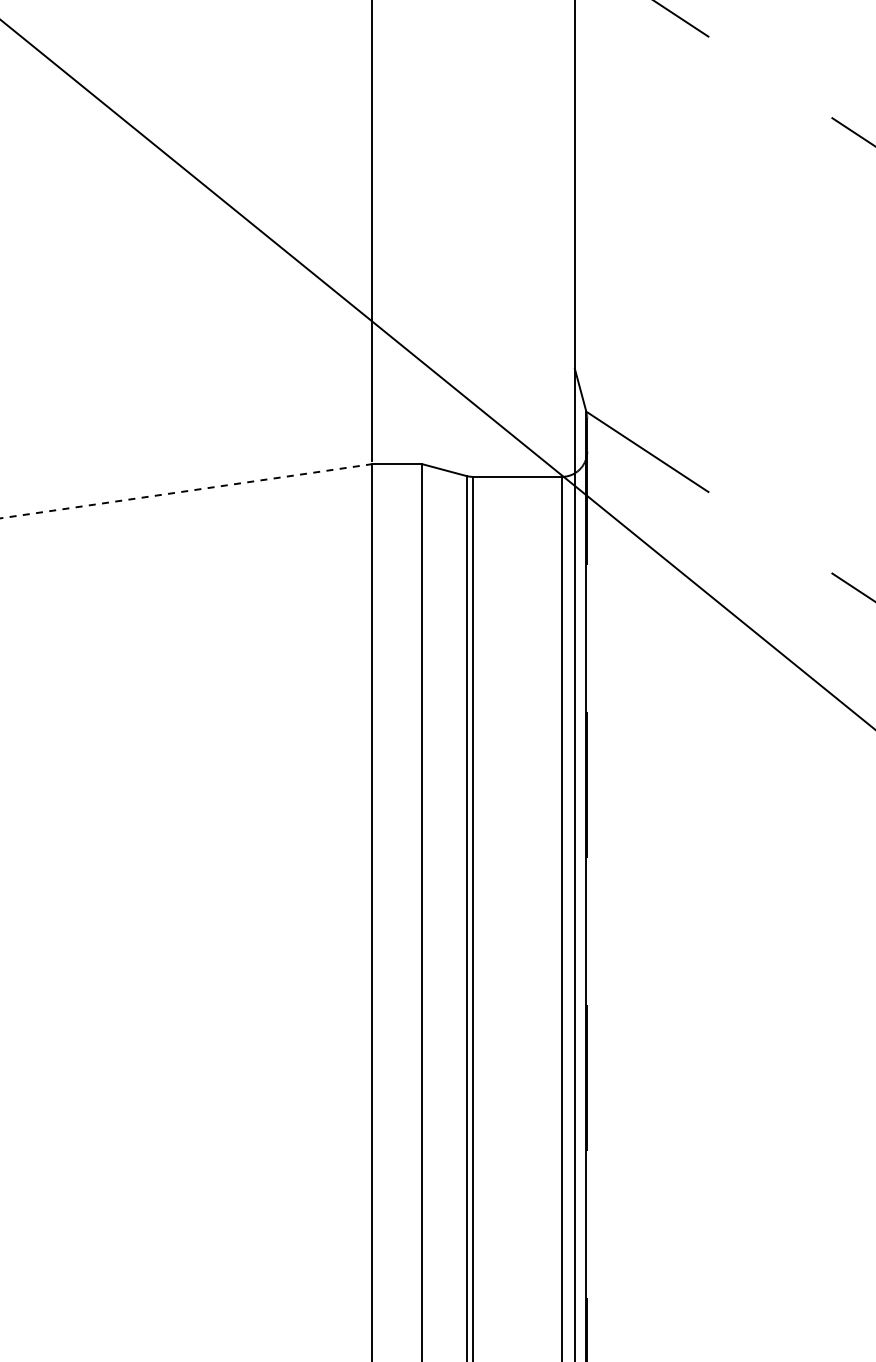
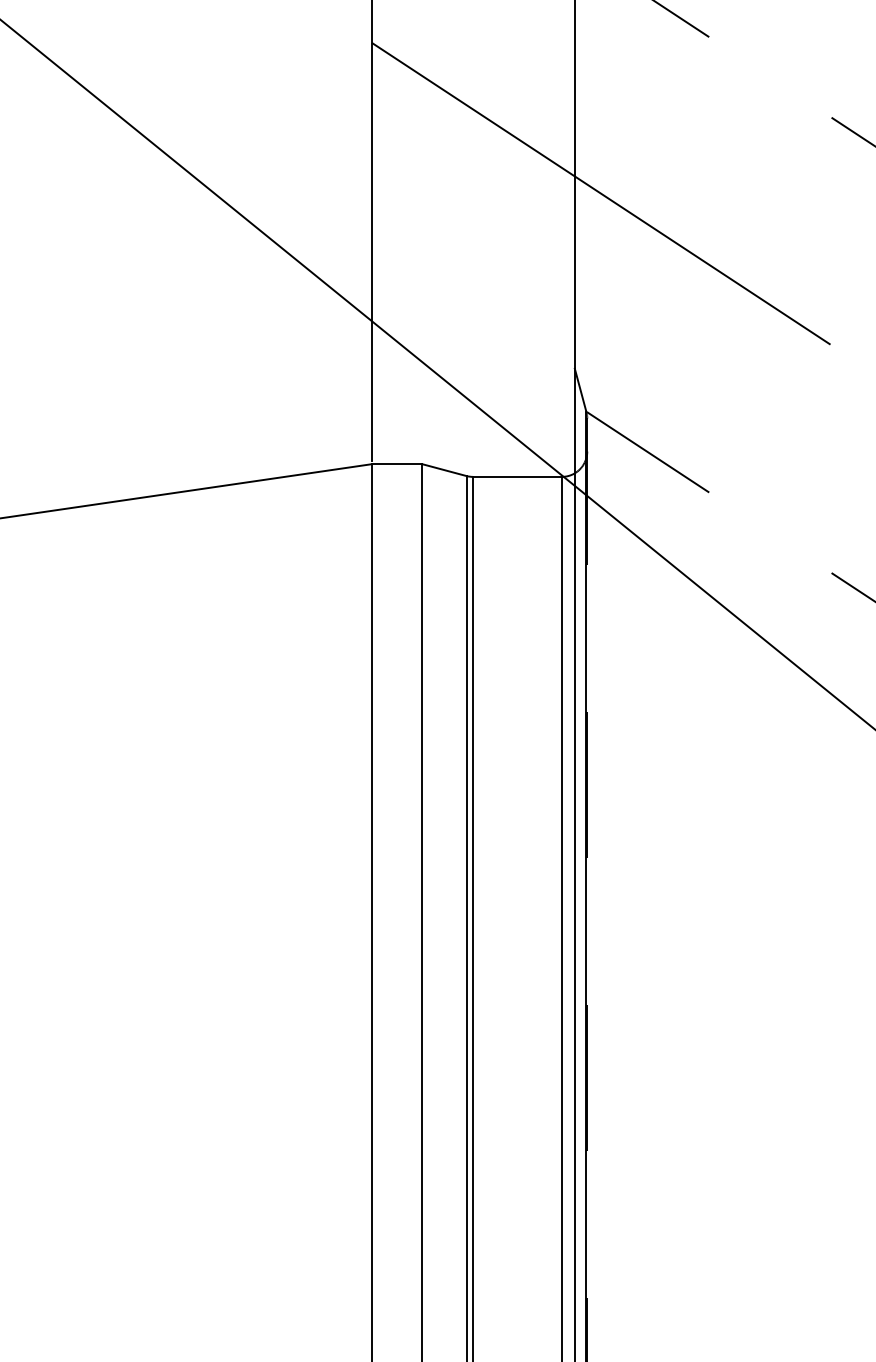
line: none -> present (621, 207)
line: dashed -> solid (186, 491)
